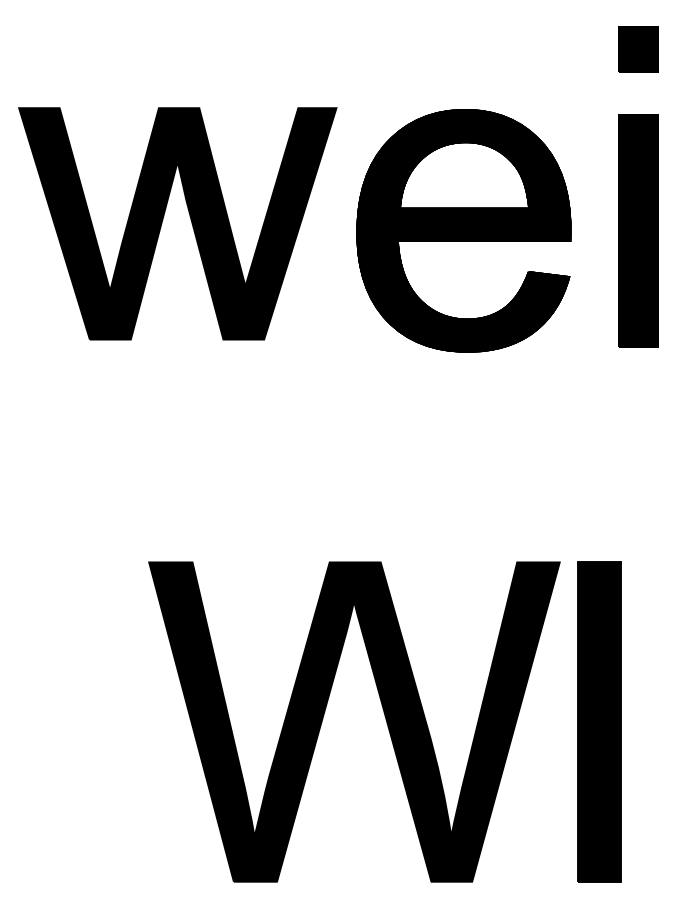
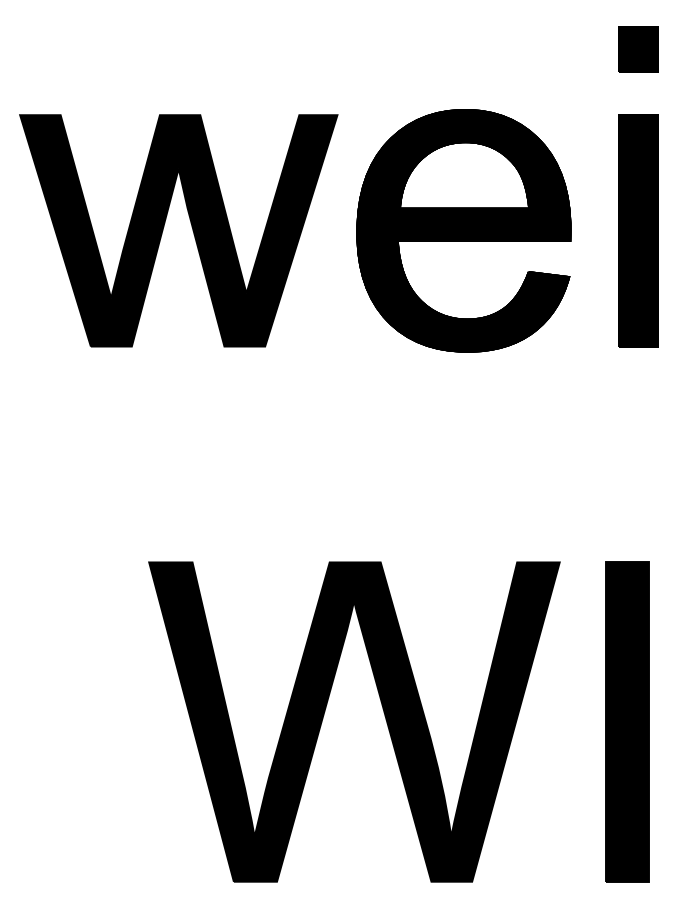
part position: (190, 220) -> (191, 227) (191, 227)
part position: (599, 721) -> (627, 721) (627, 721)
